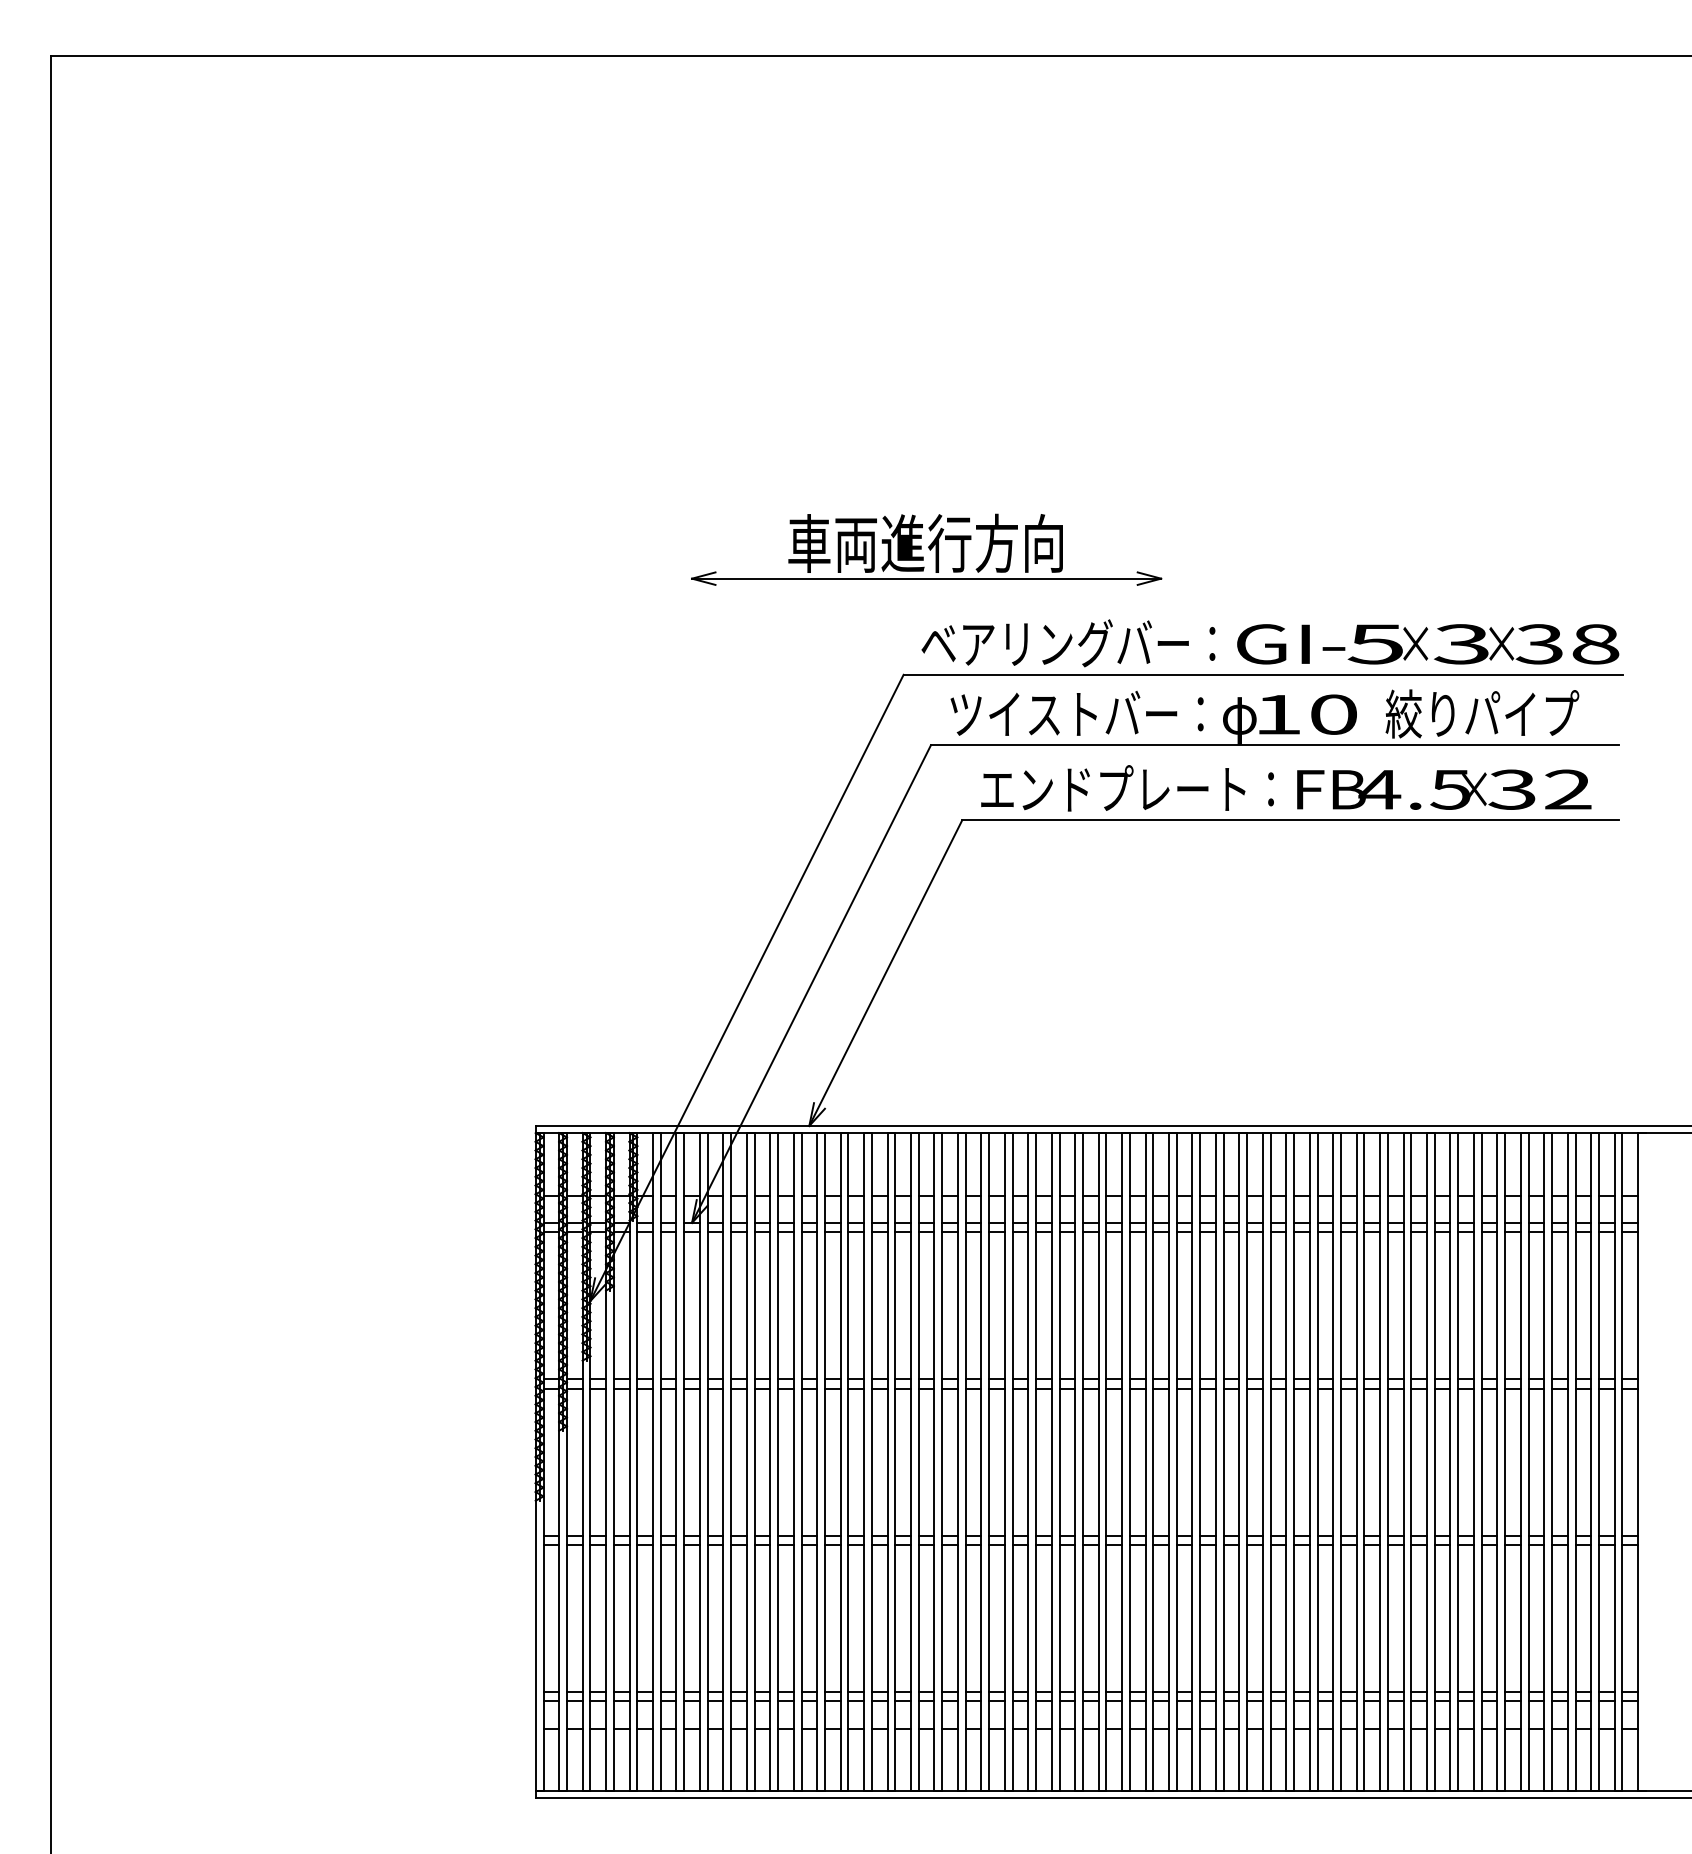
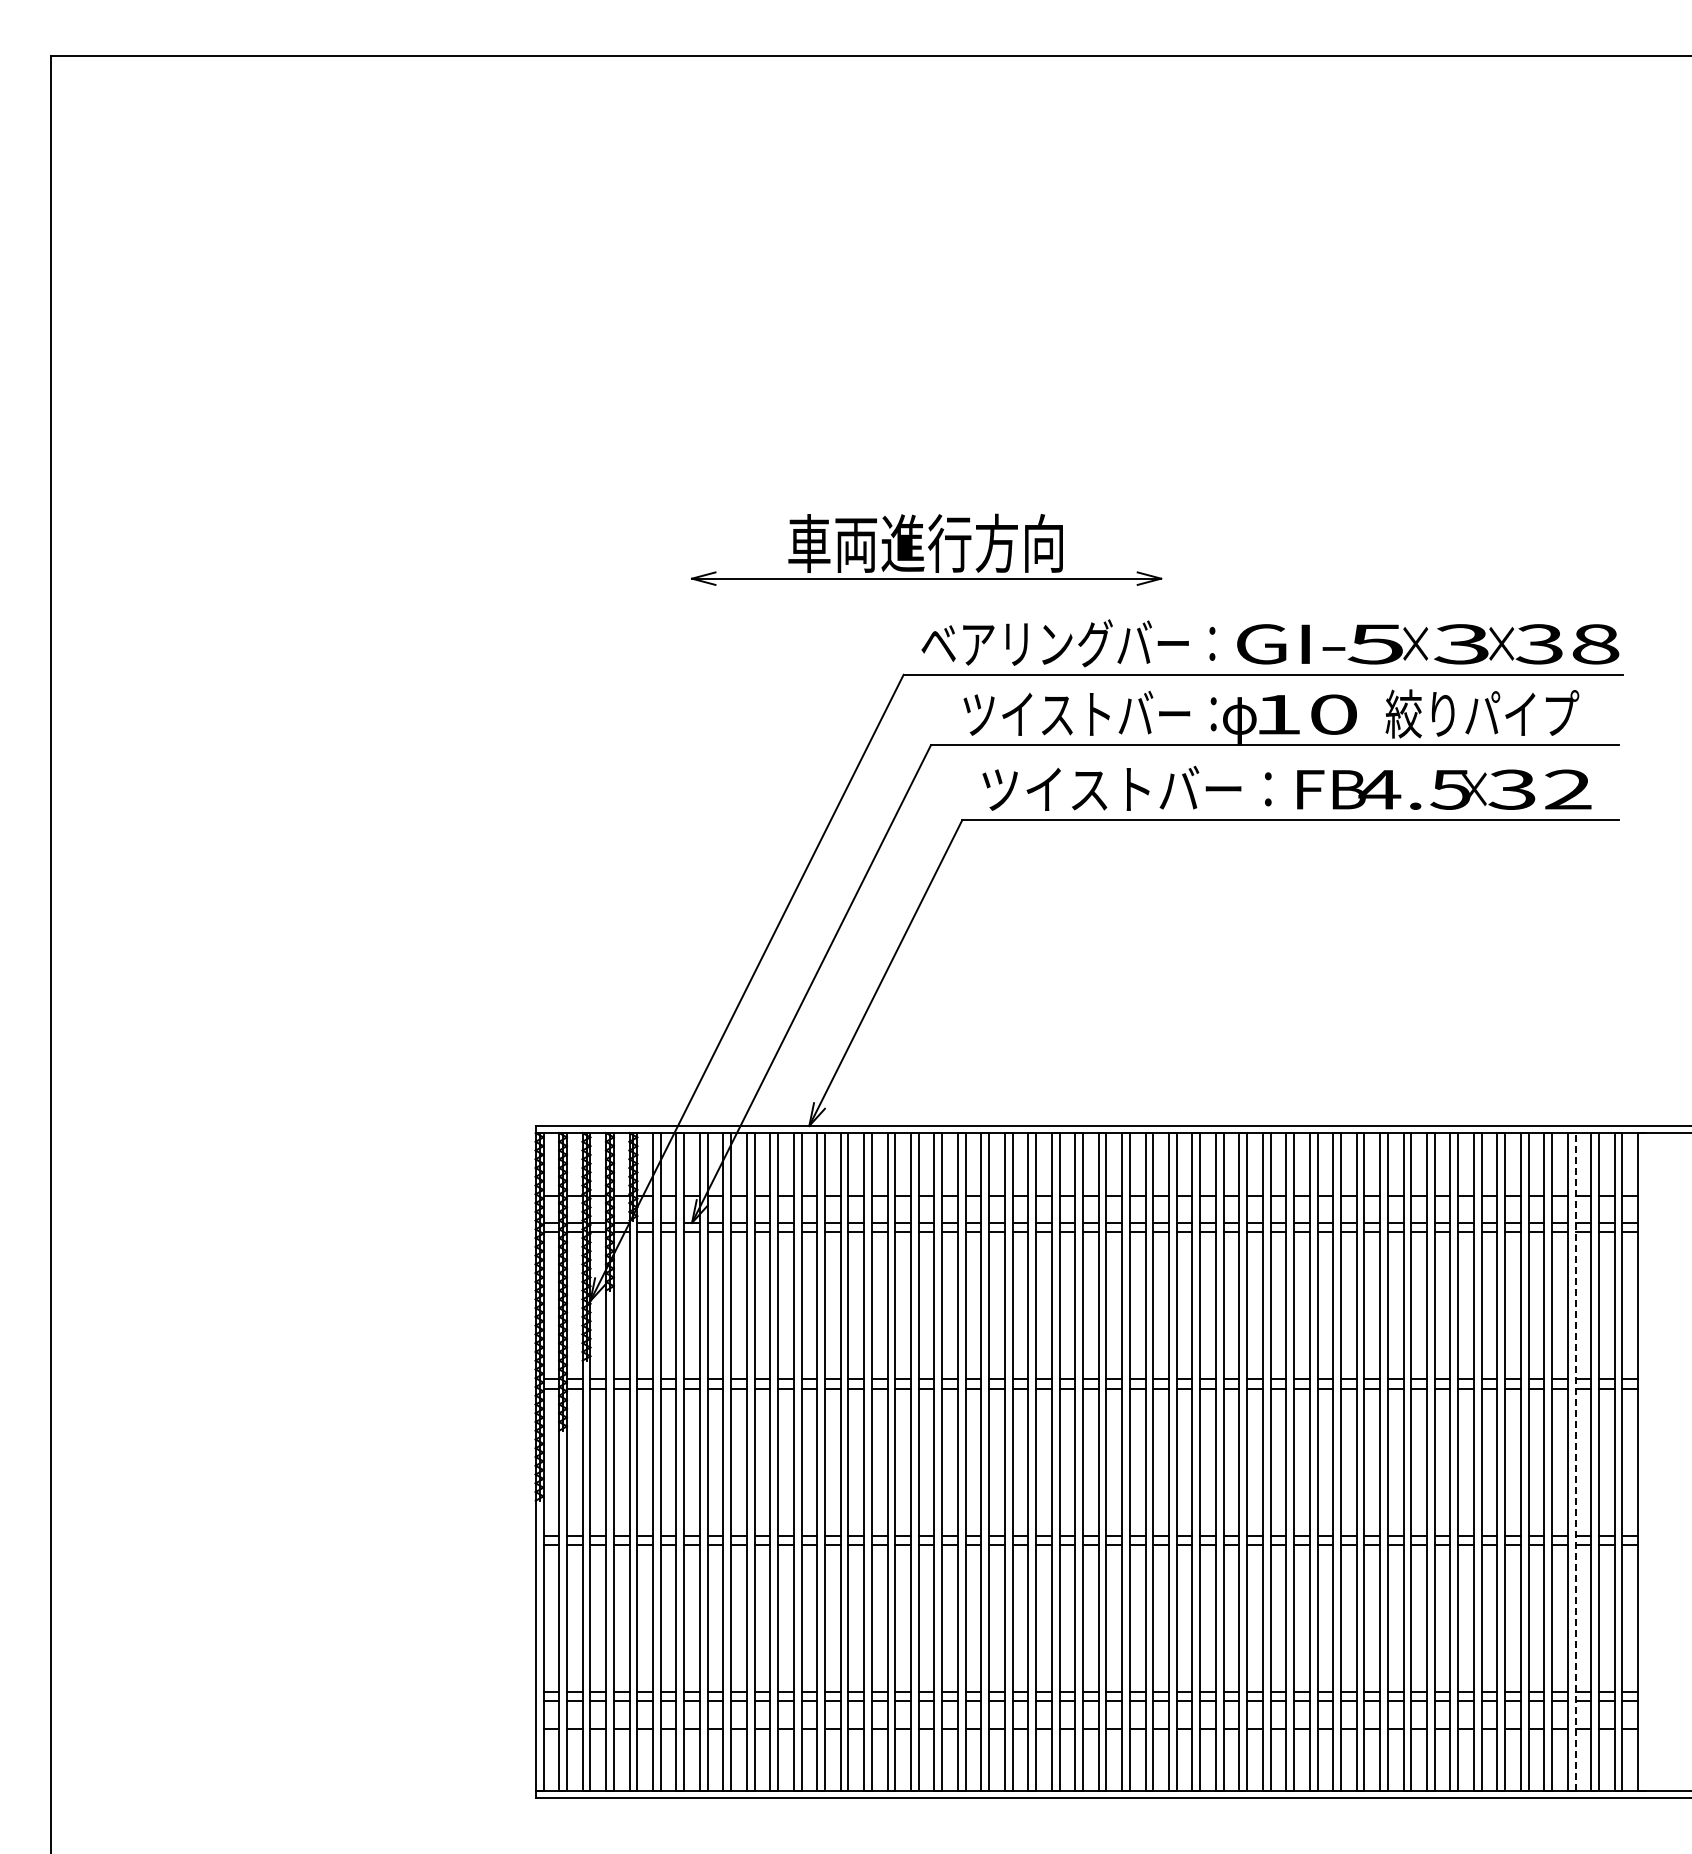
text position: (1076, 713) -> (1089, 713) (1089, 713)
text: エンドプレート： -> ツイストバー： (1127, 788)
line: solid -> dashed (1575, 1461)
